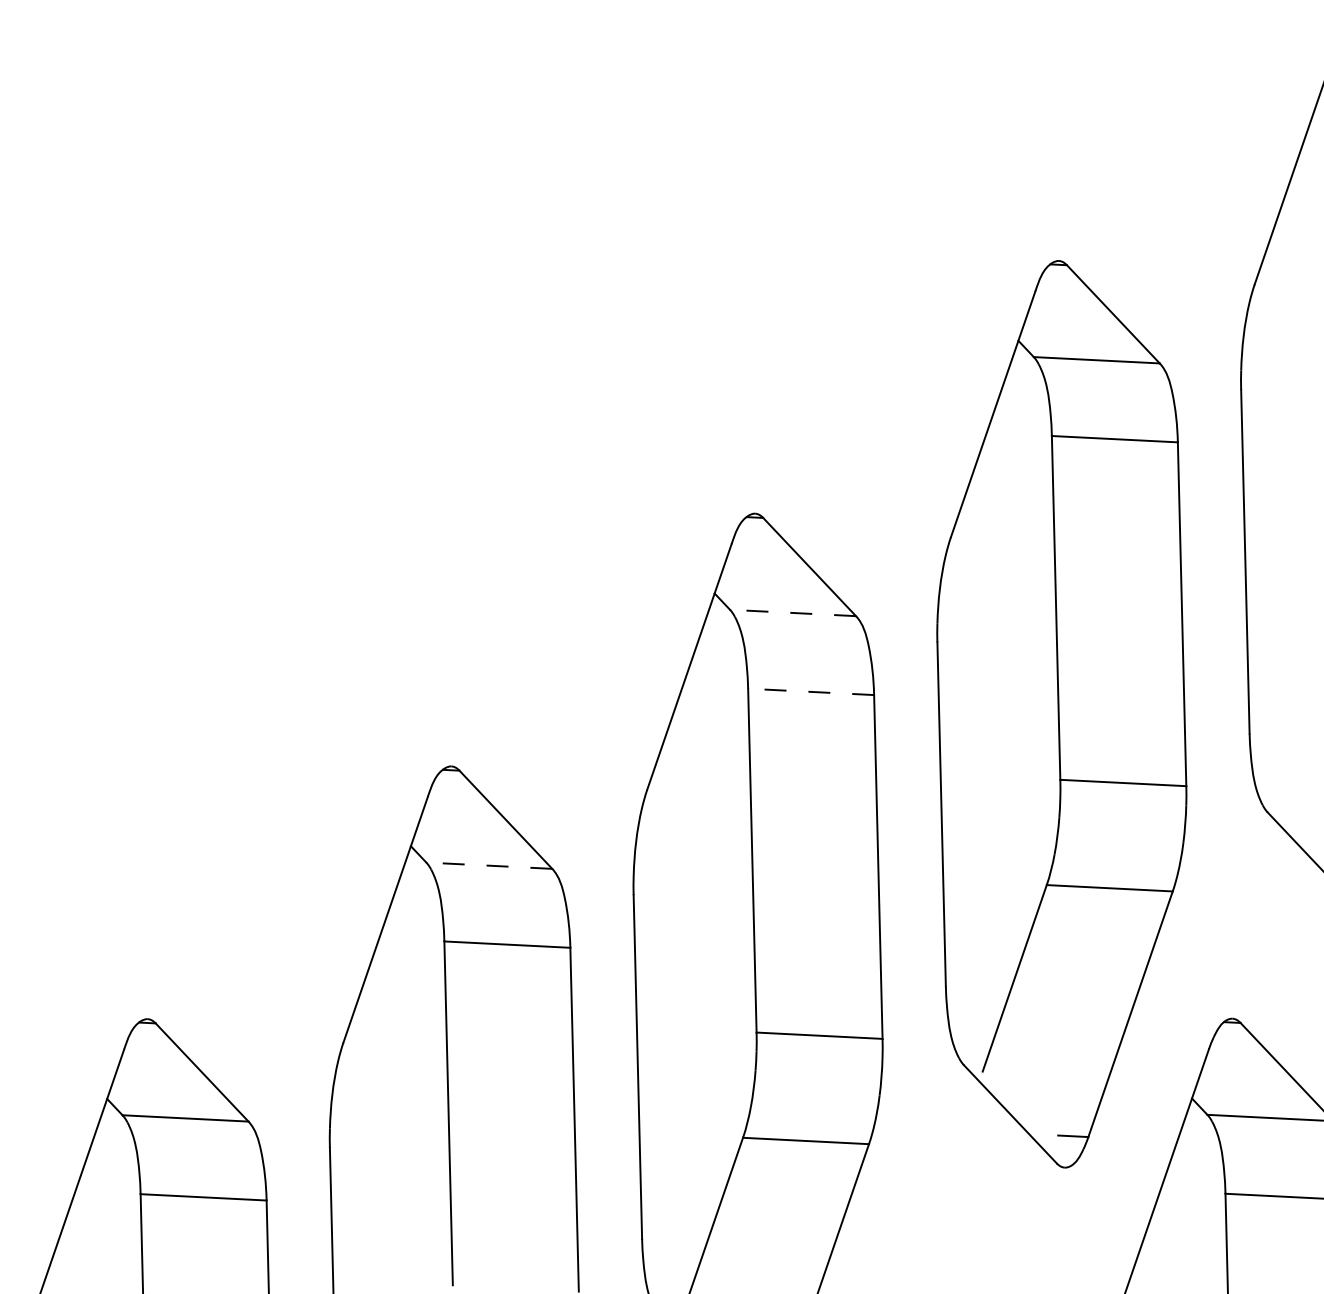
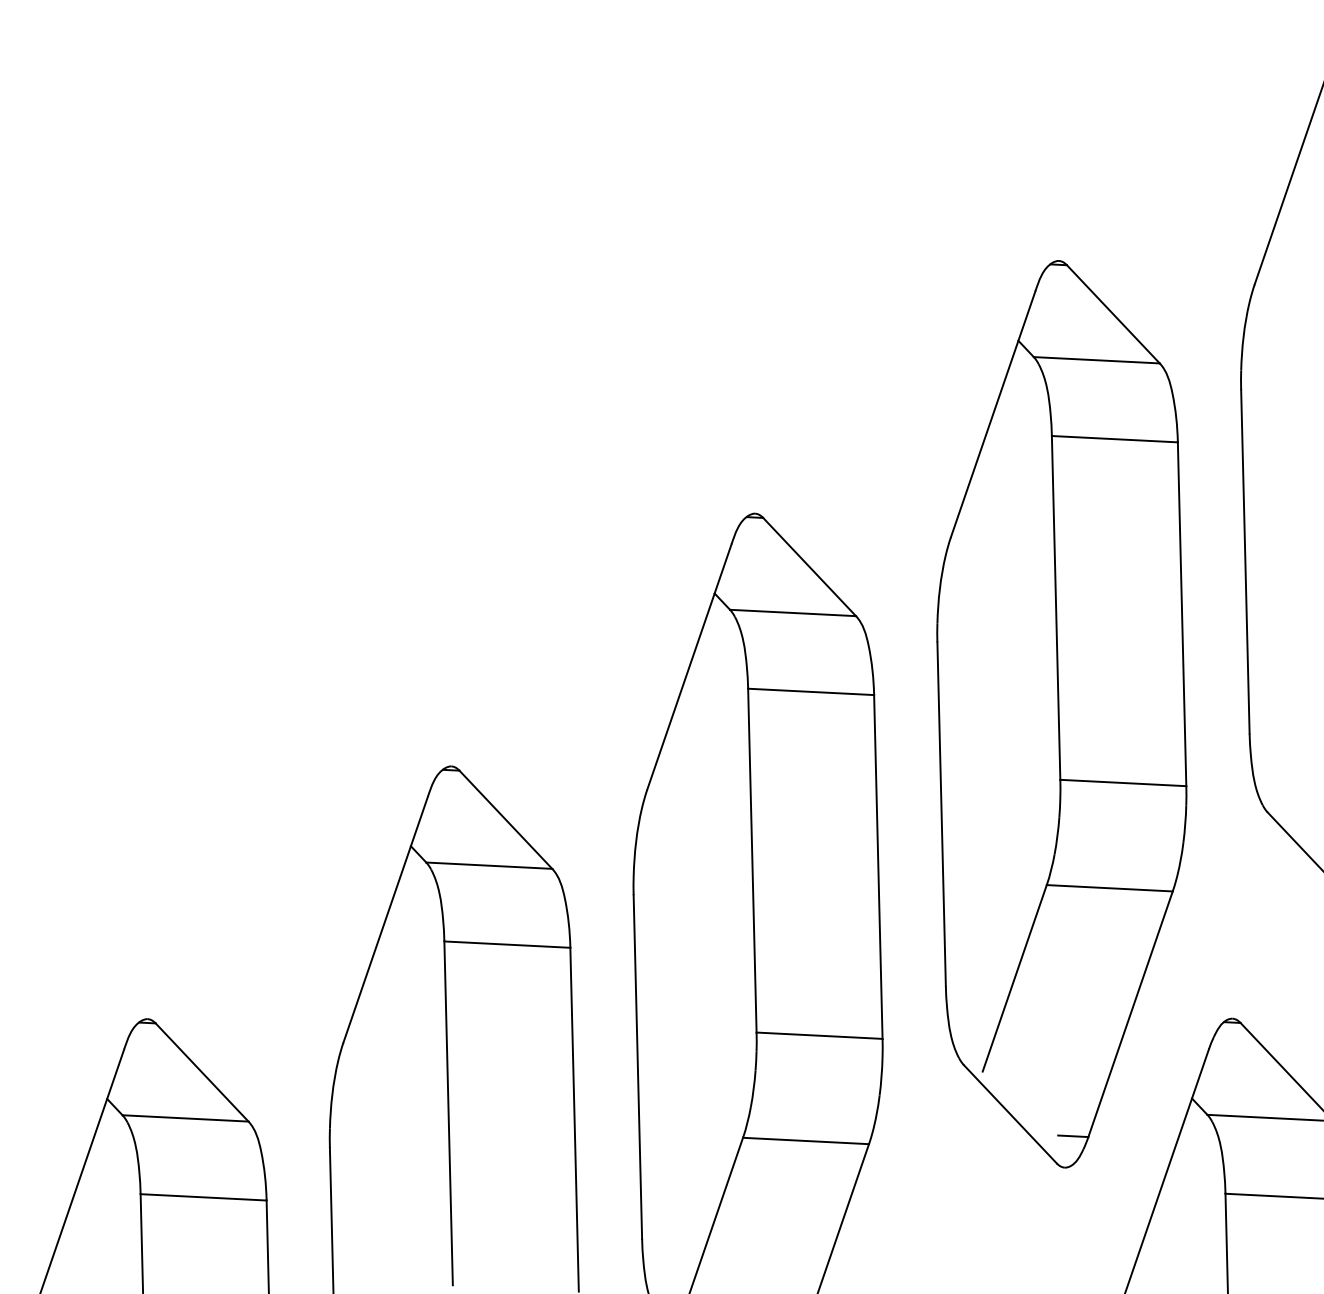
line: dashed -> solid (792, 612)
line: dashed -> solid (810, 691)
line: dashed -> solid (488, 865)
